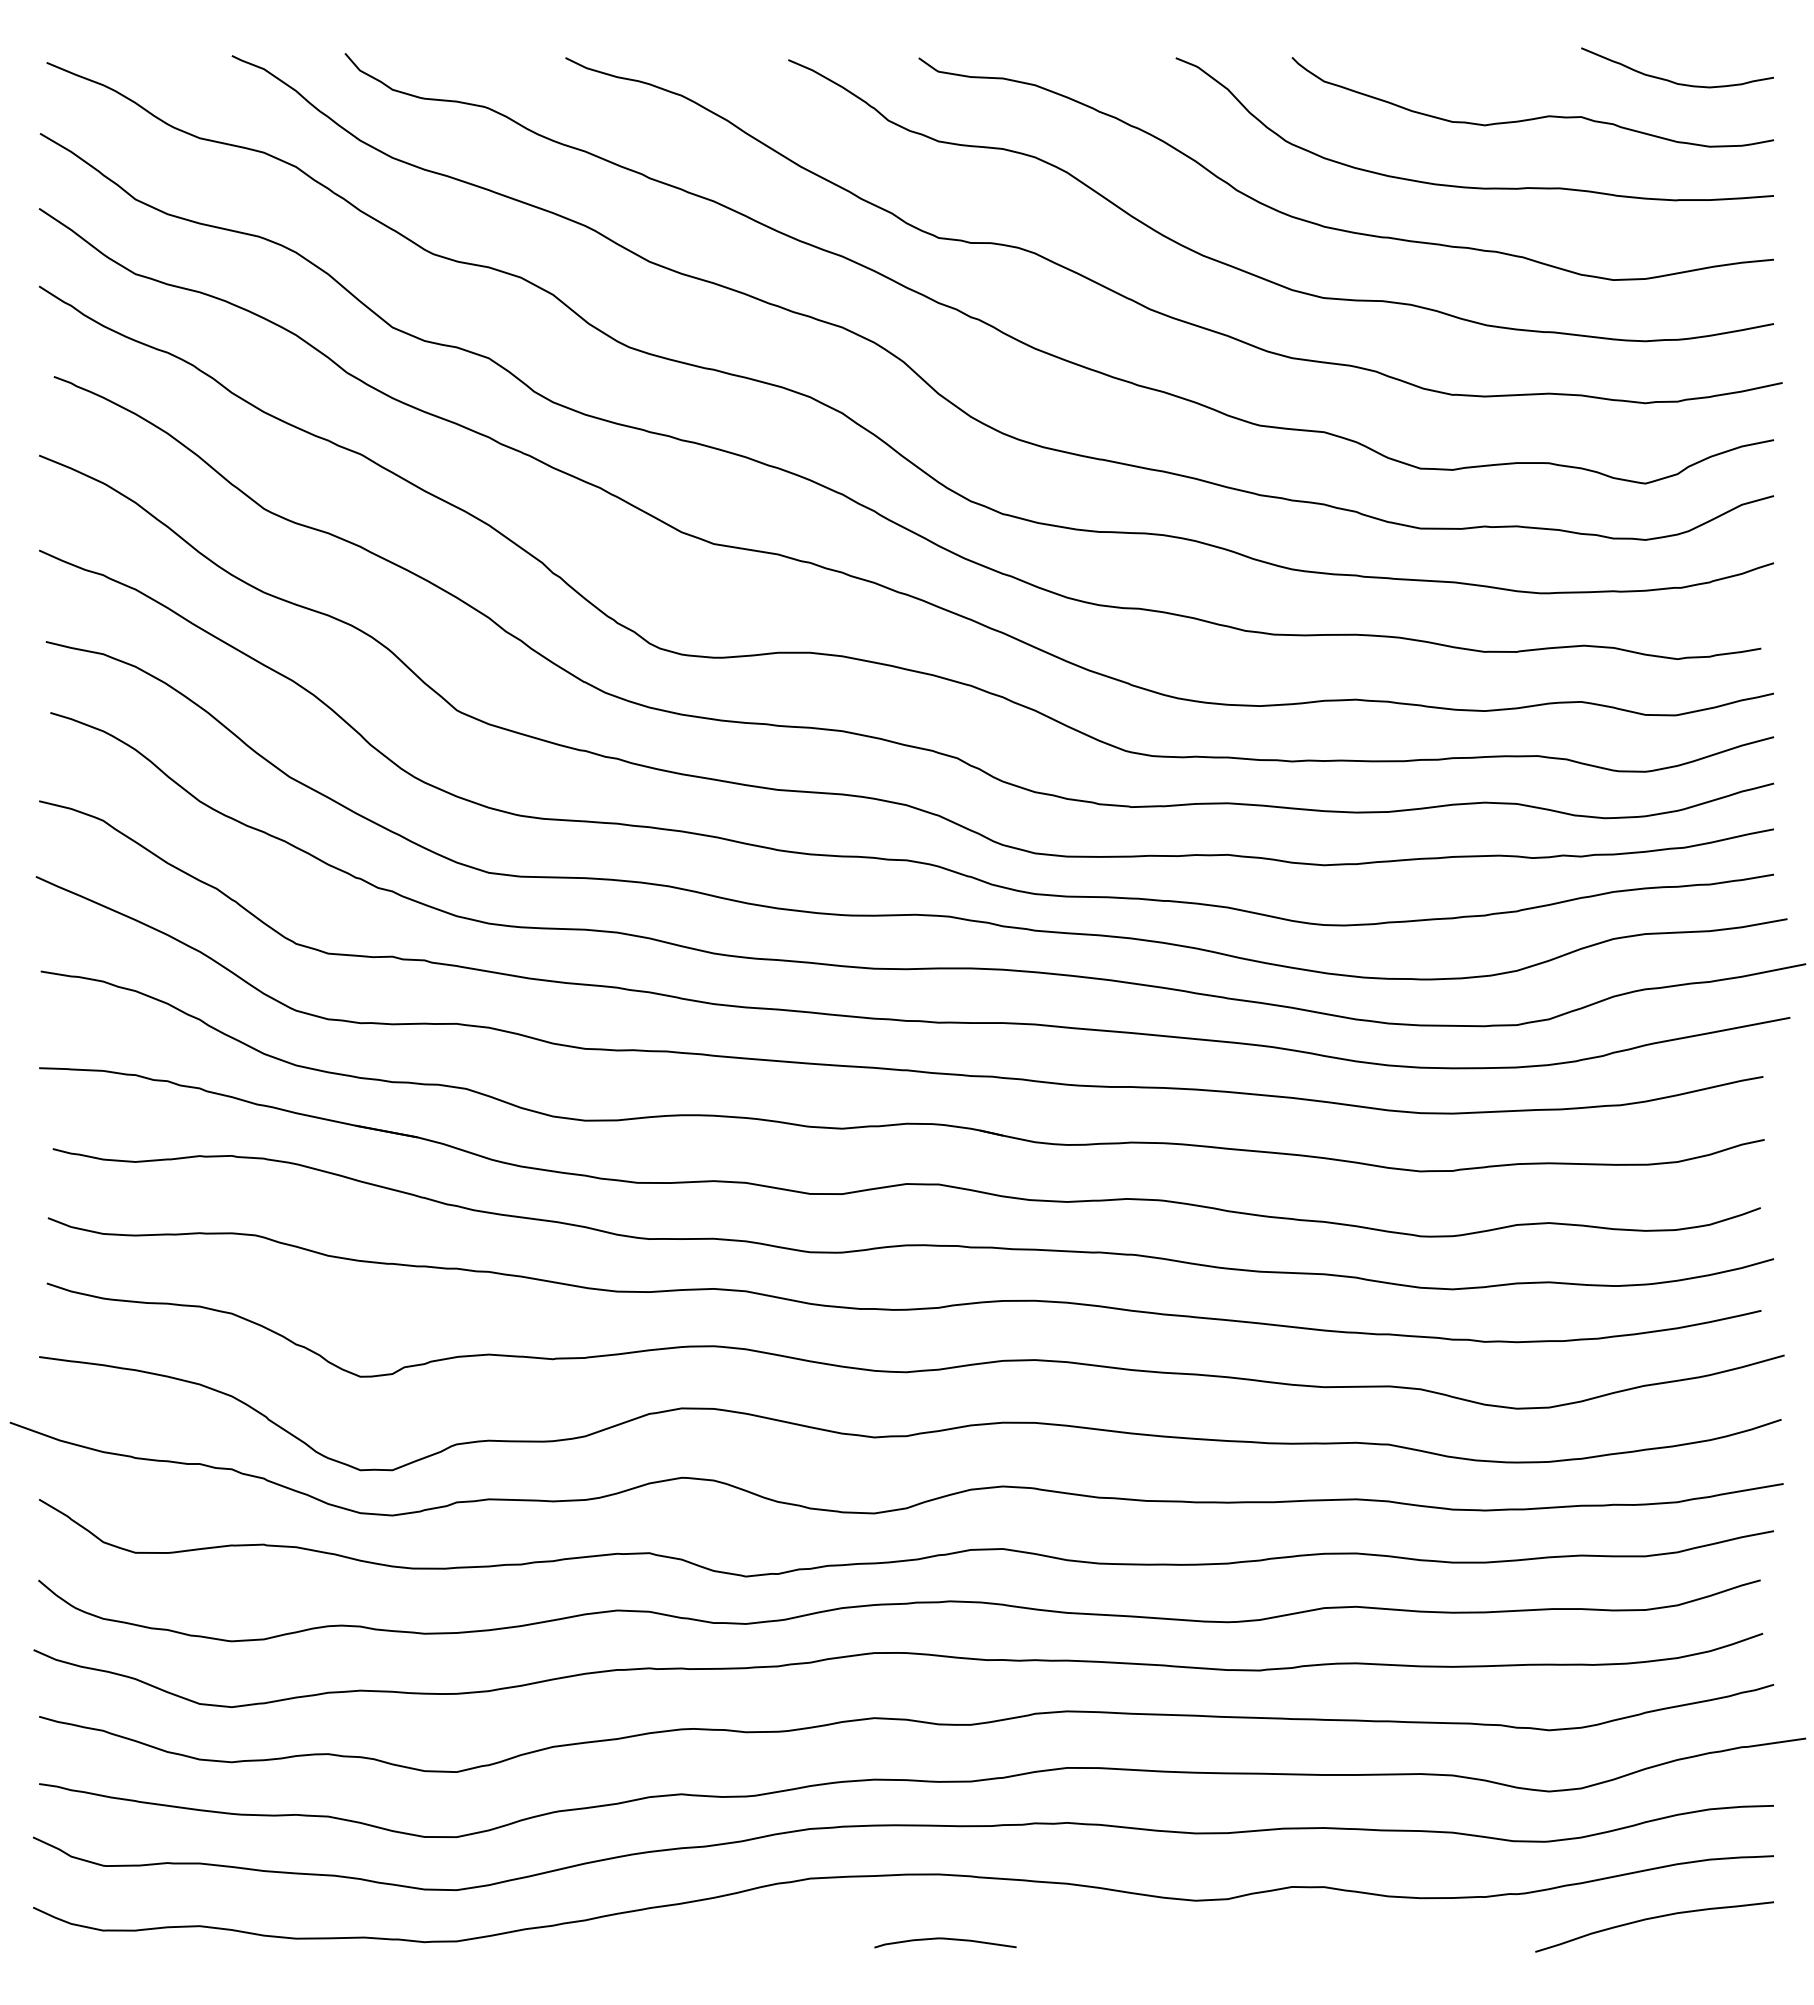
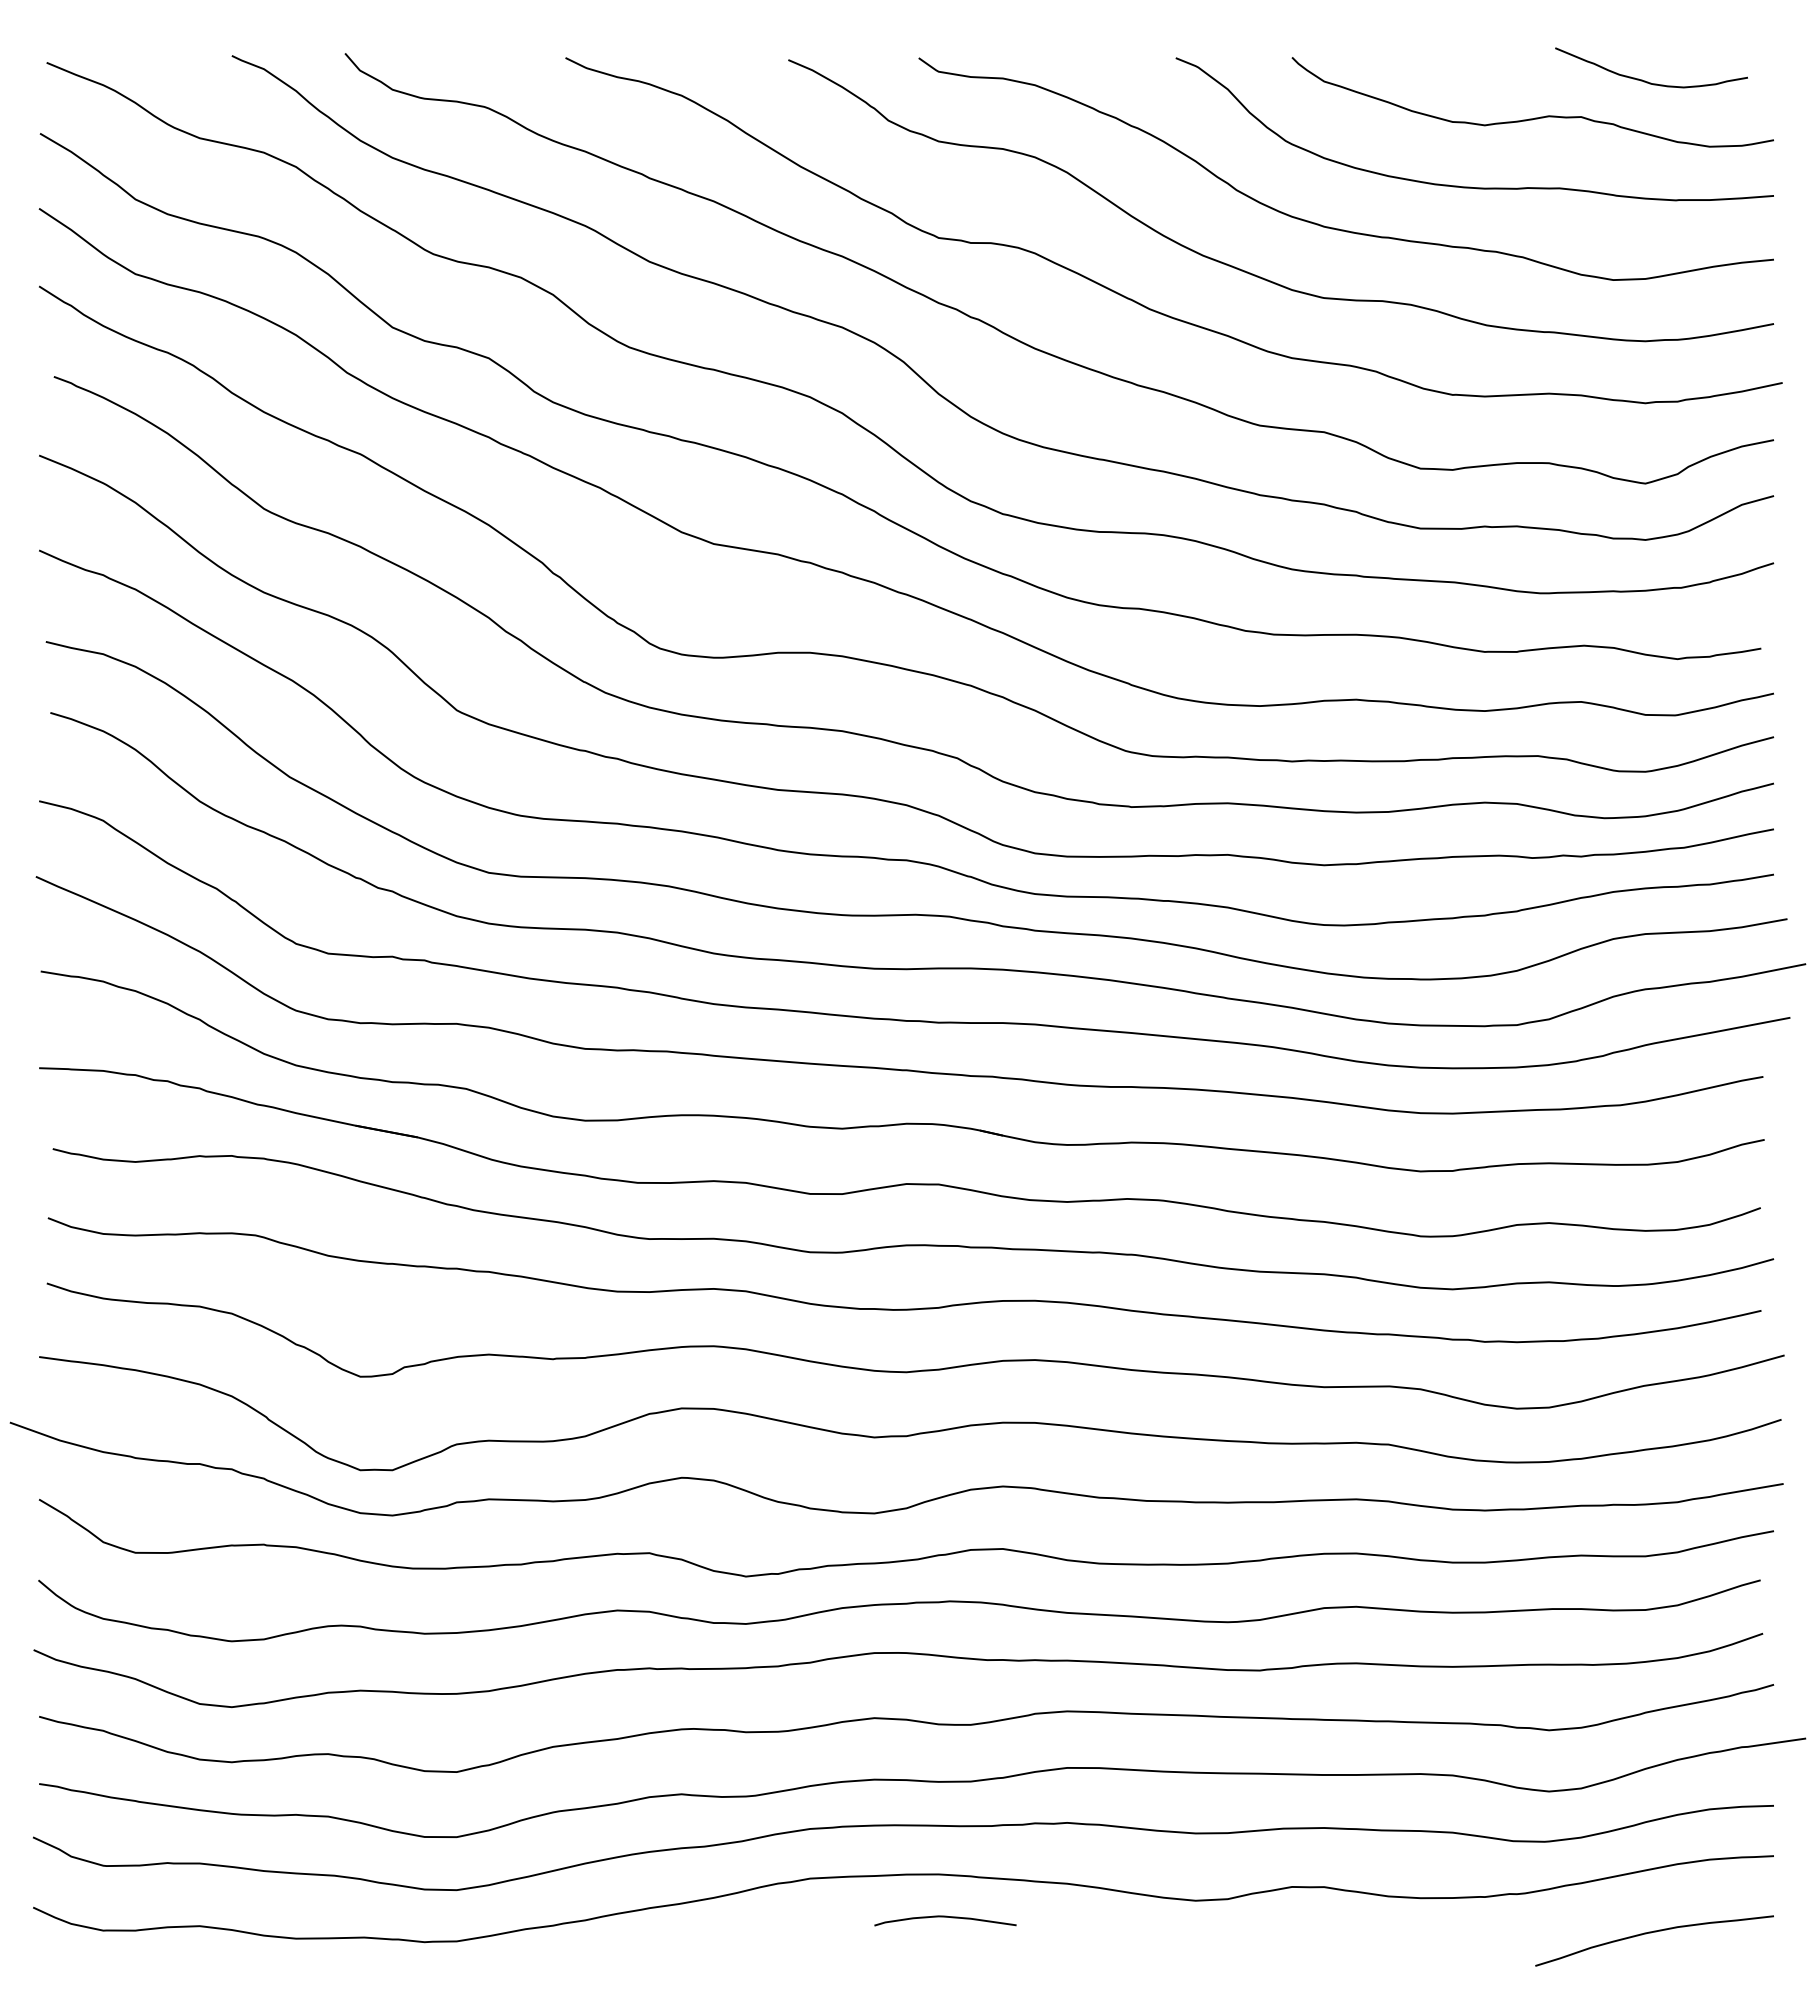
curve position: (1671, 80) -> (1645, 80) (1645, 80)
curve position: (1651, 1919) -> (1651, 1933) (1651, 1933)
curve position: (945, 1939) -> (945, 1917) (945, 1917)
